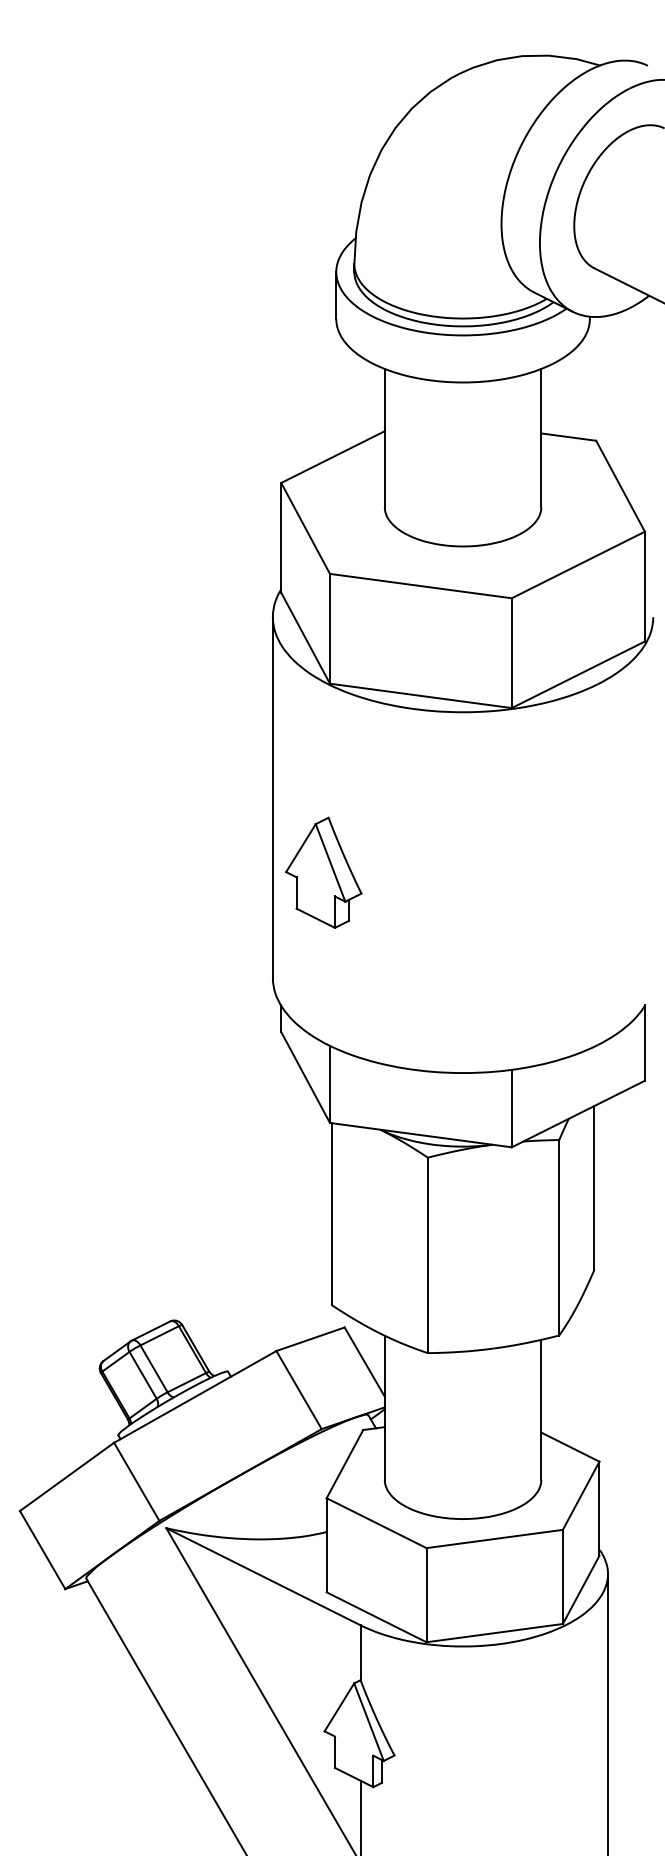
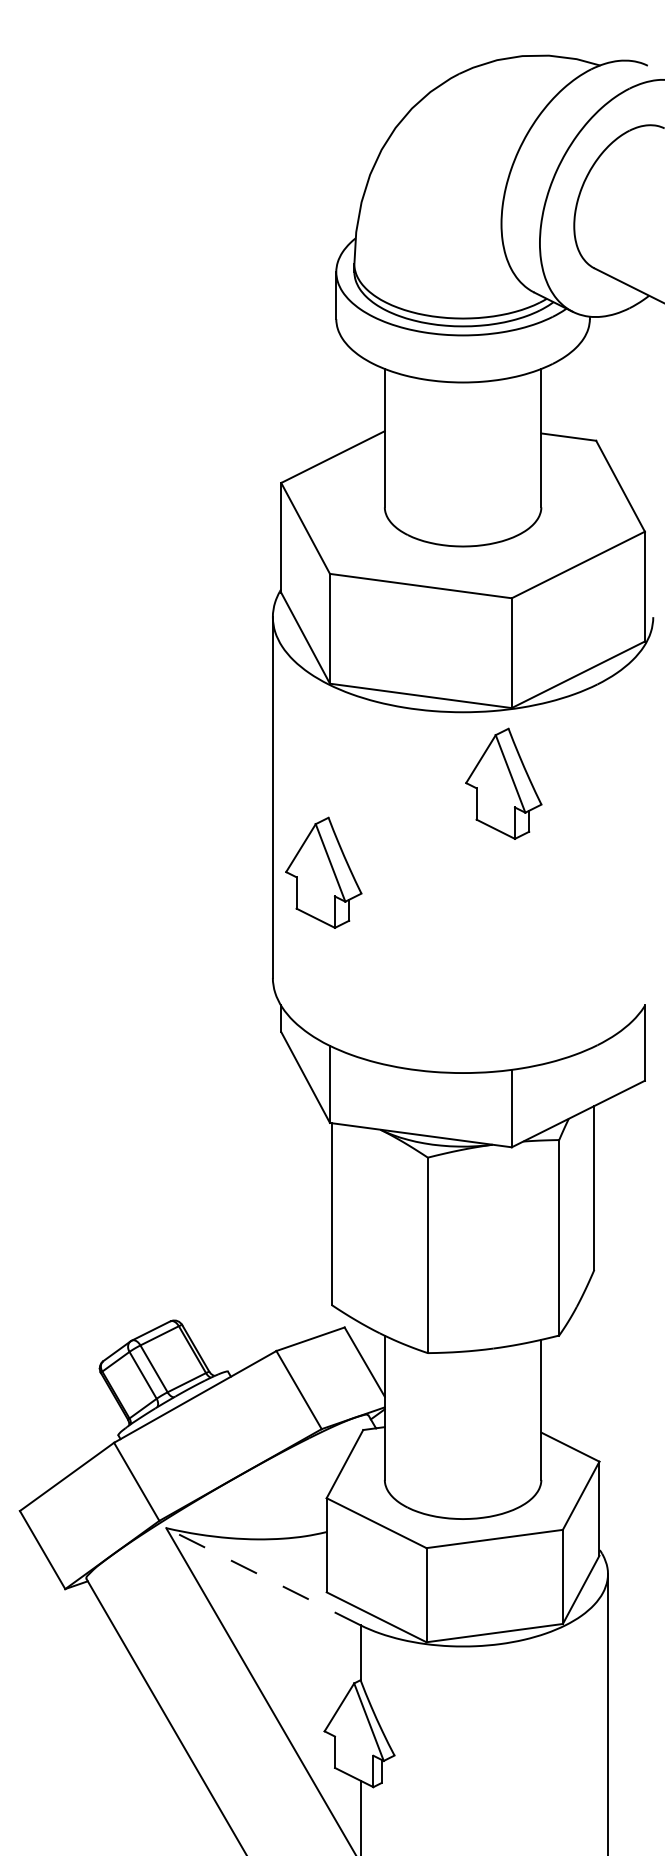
part: none -> present (503, 783)
line: solid -> dashed (263, 1576)
